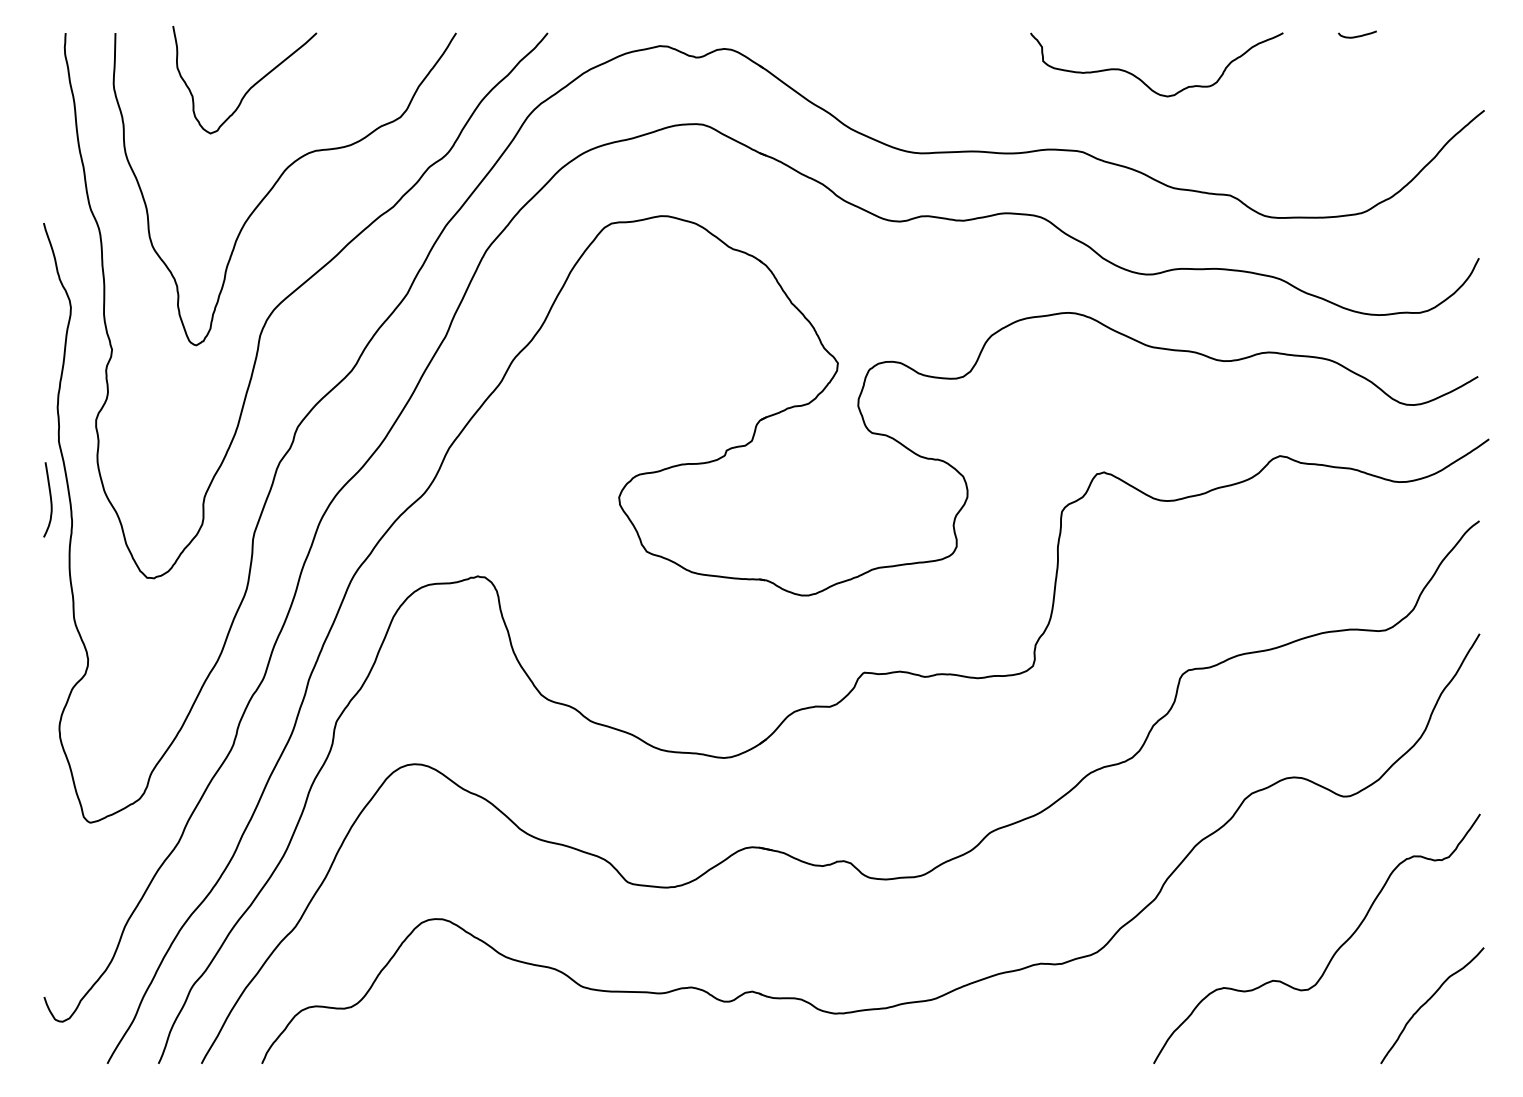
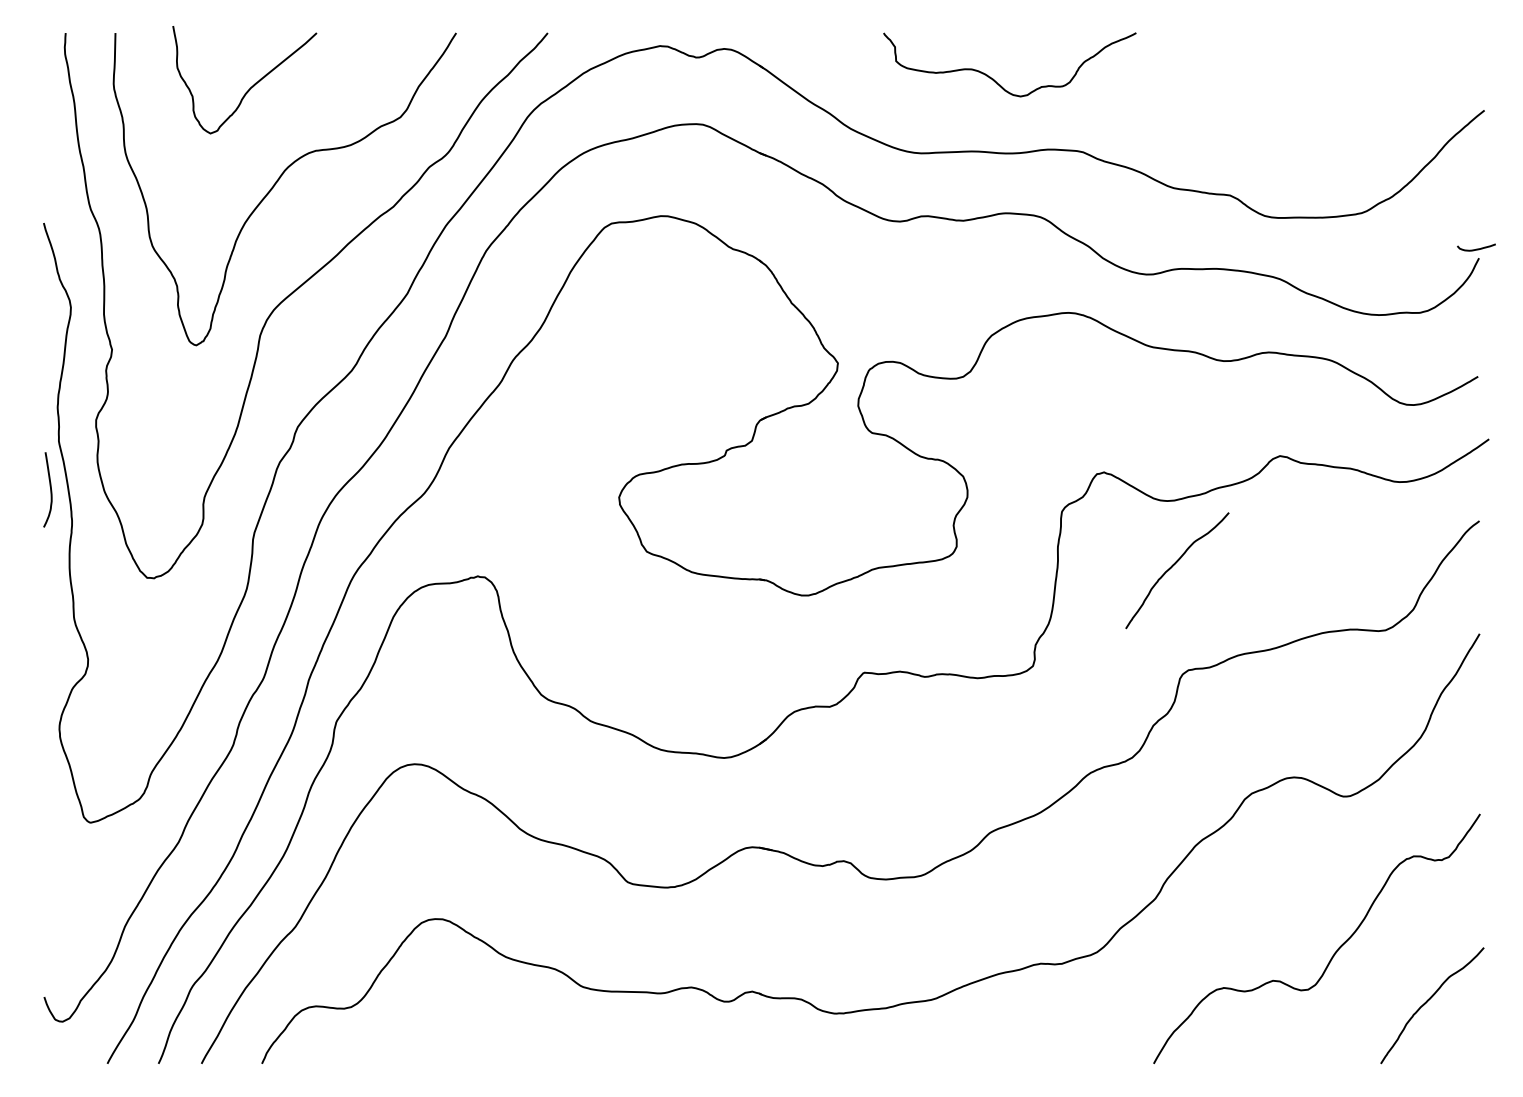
curve position: (1357, 35) -> (1476, 248) (1476, 248)
curve position: (1141, 79) -> (994, 79) (994, 79)
curve position: (50, 499) -> (50, 489) (50, 489)
curve: none -> present (1173, 566)
